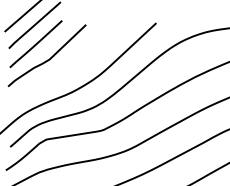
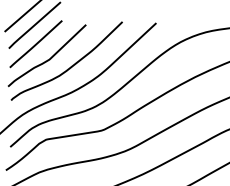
curve: none -> present (71, 65)
